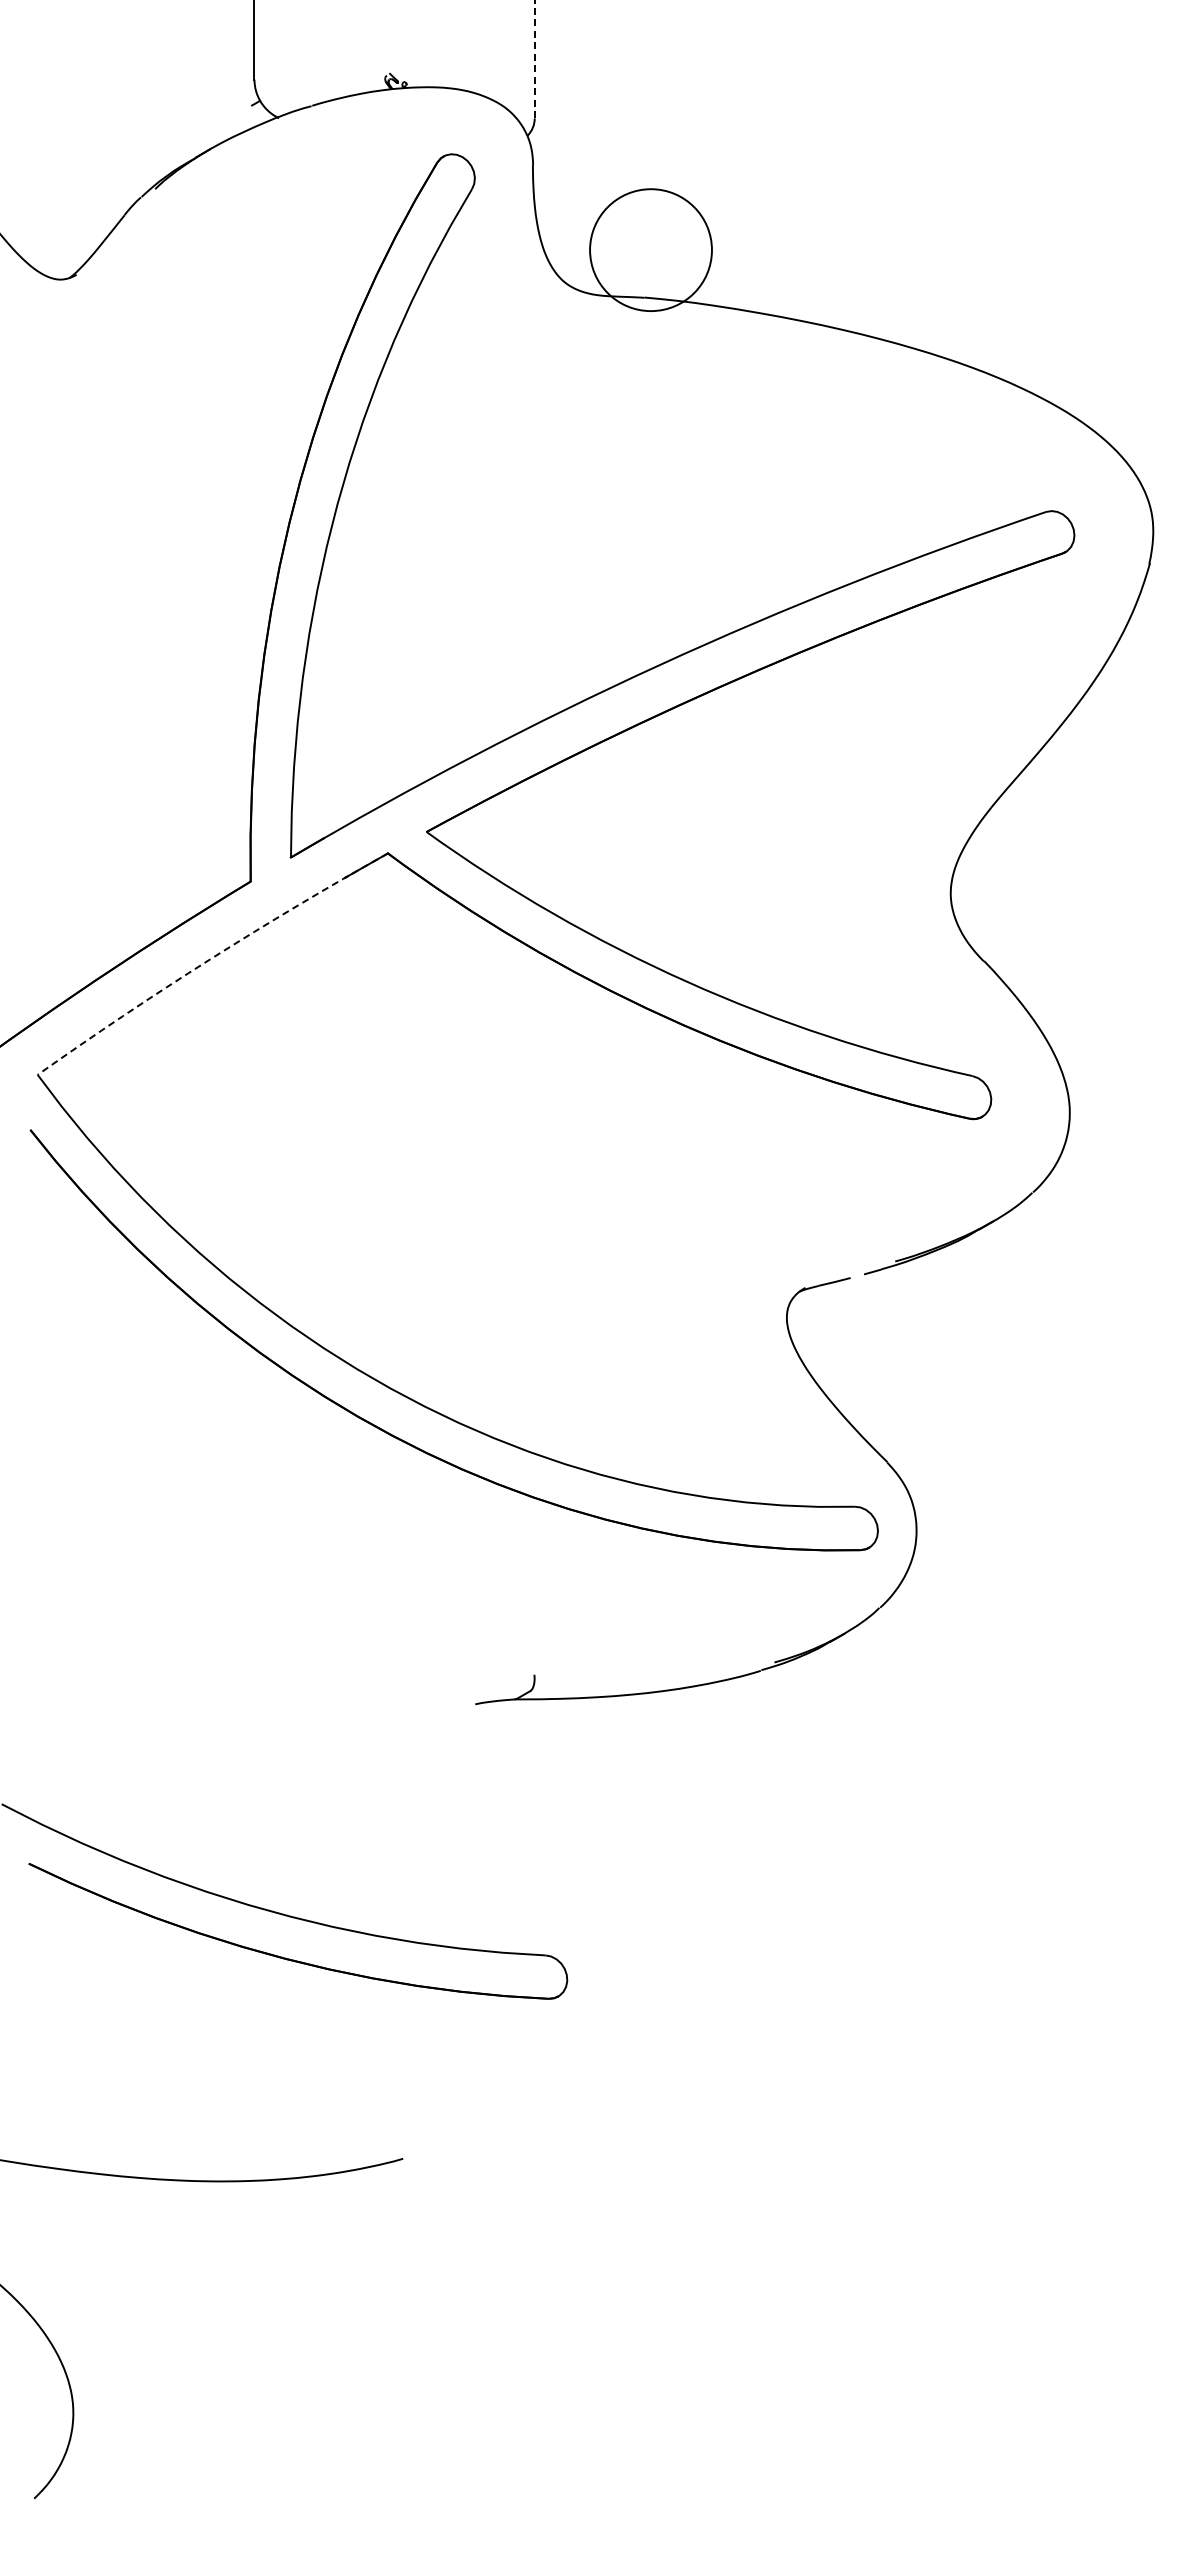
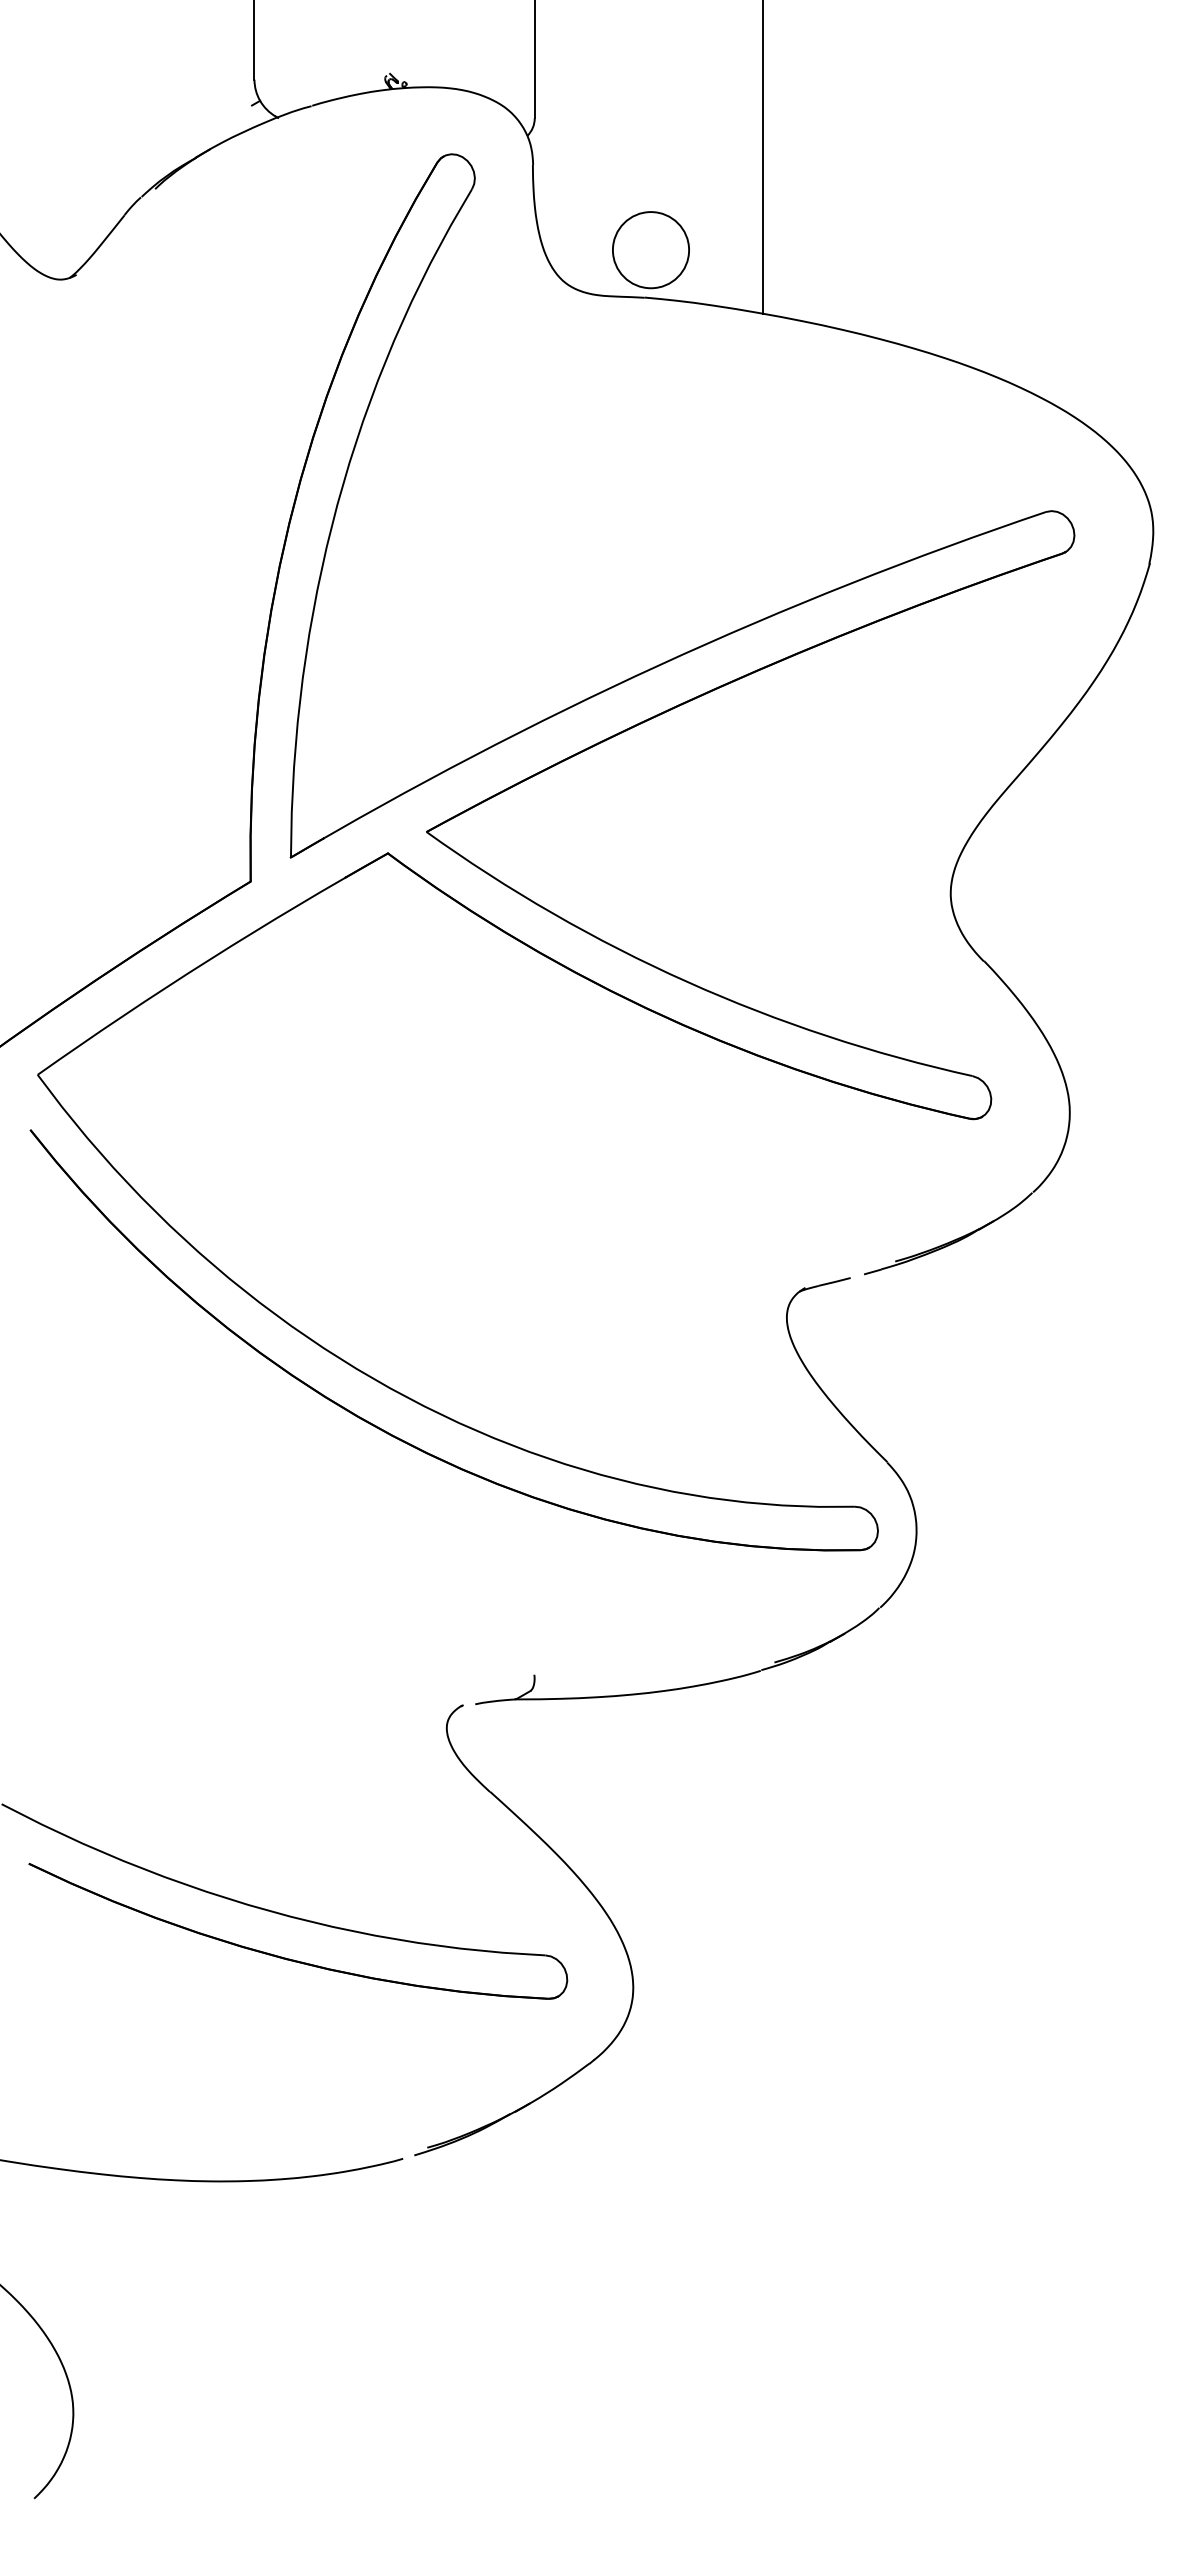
line: dashed -> solid (534, 59)
line: none -> present (763, 157)
circle diameter: 122 px -> 76 px (650, 250)
arc: dashed -> solid (209, 959)
part: none -> present (583, 1885)
